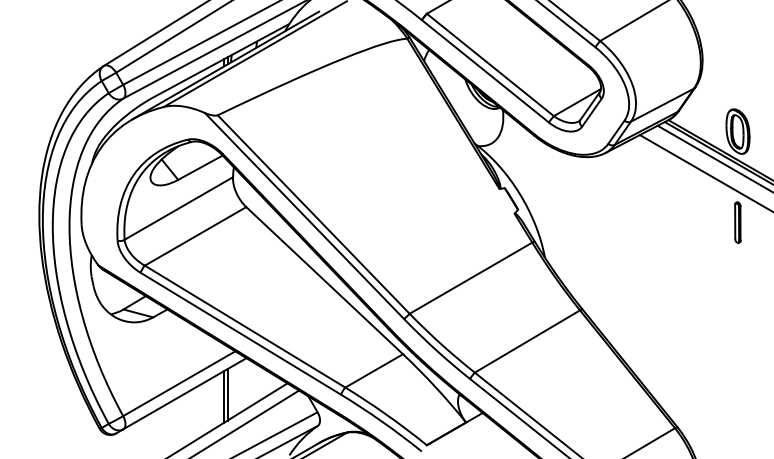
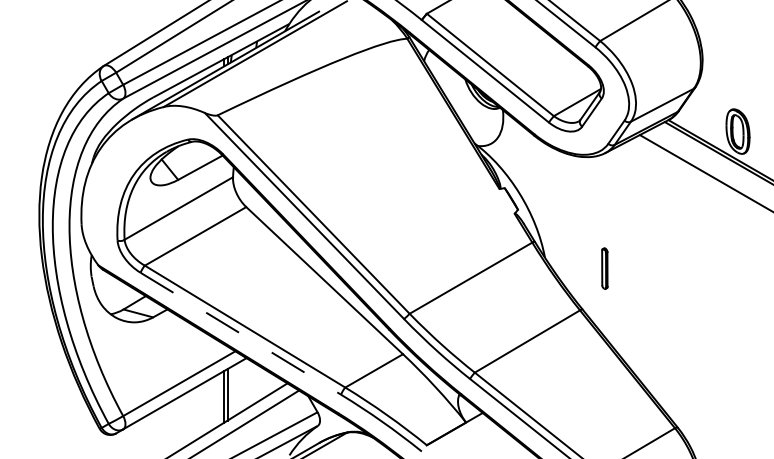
line: present -> none (713, 157)
part position: (737, 222) -> (604, 268) (604, 268)
line: solid -> dashed (241, 334)
